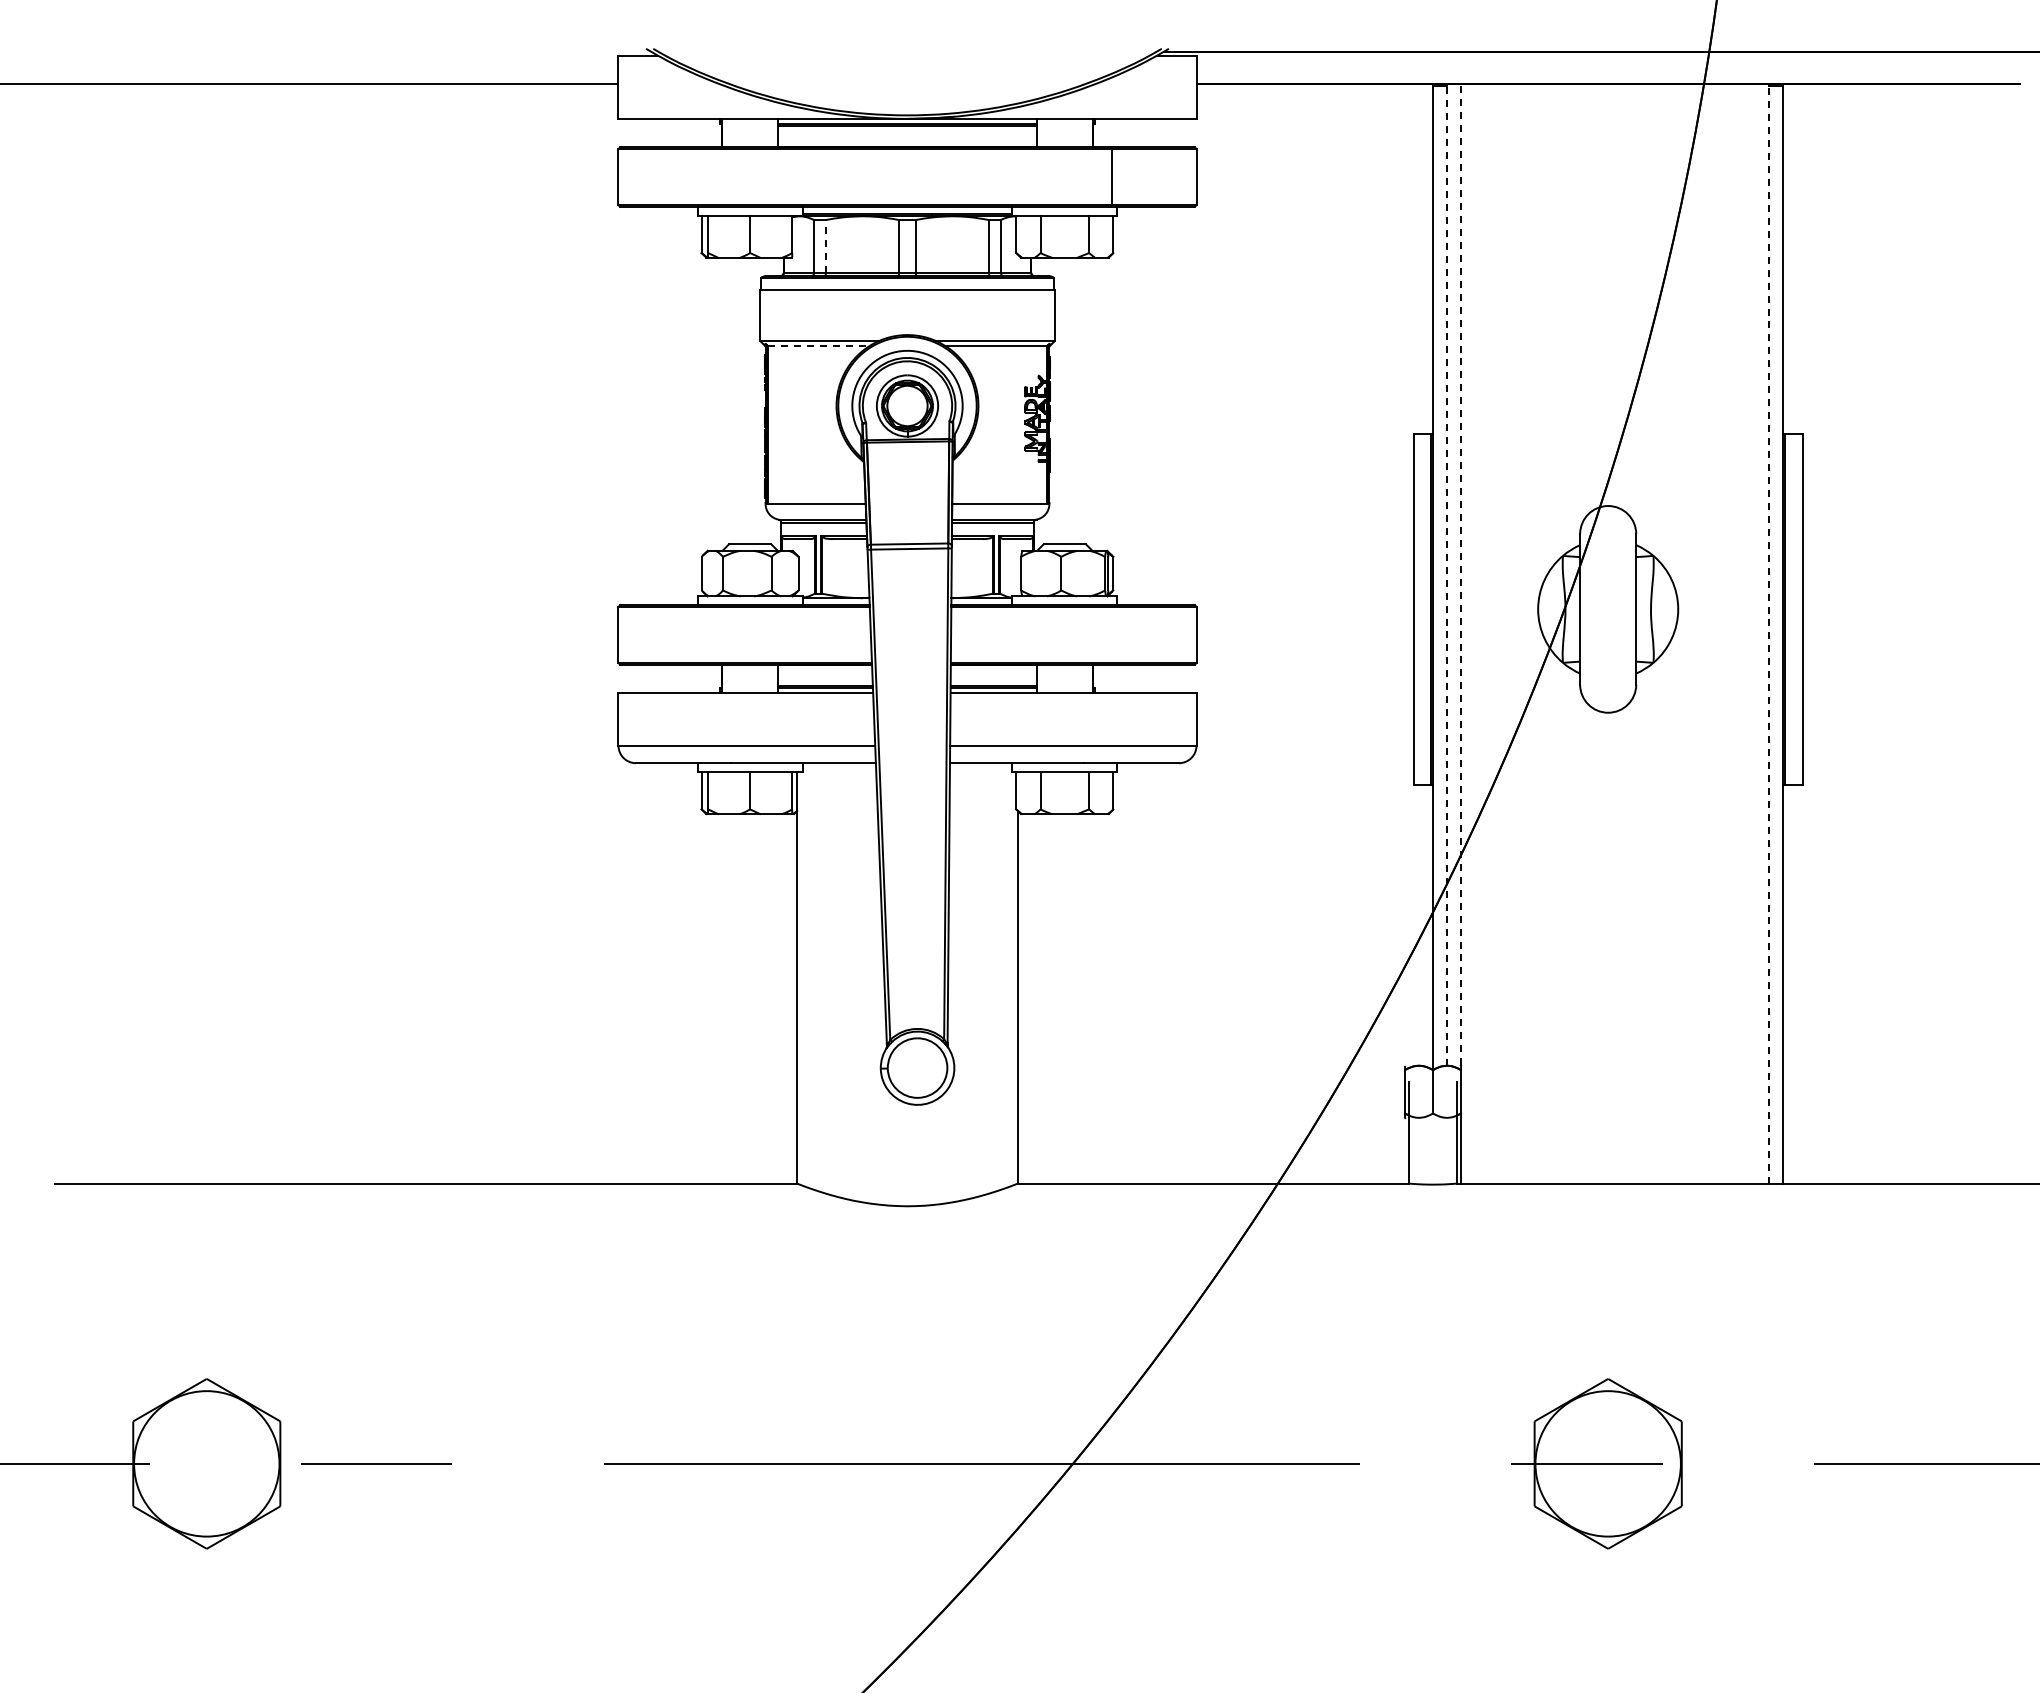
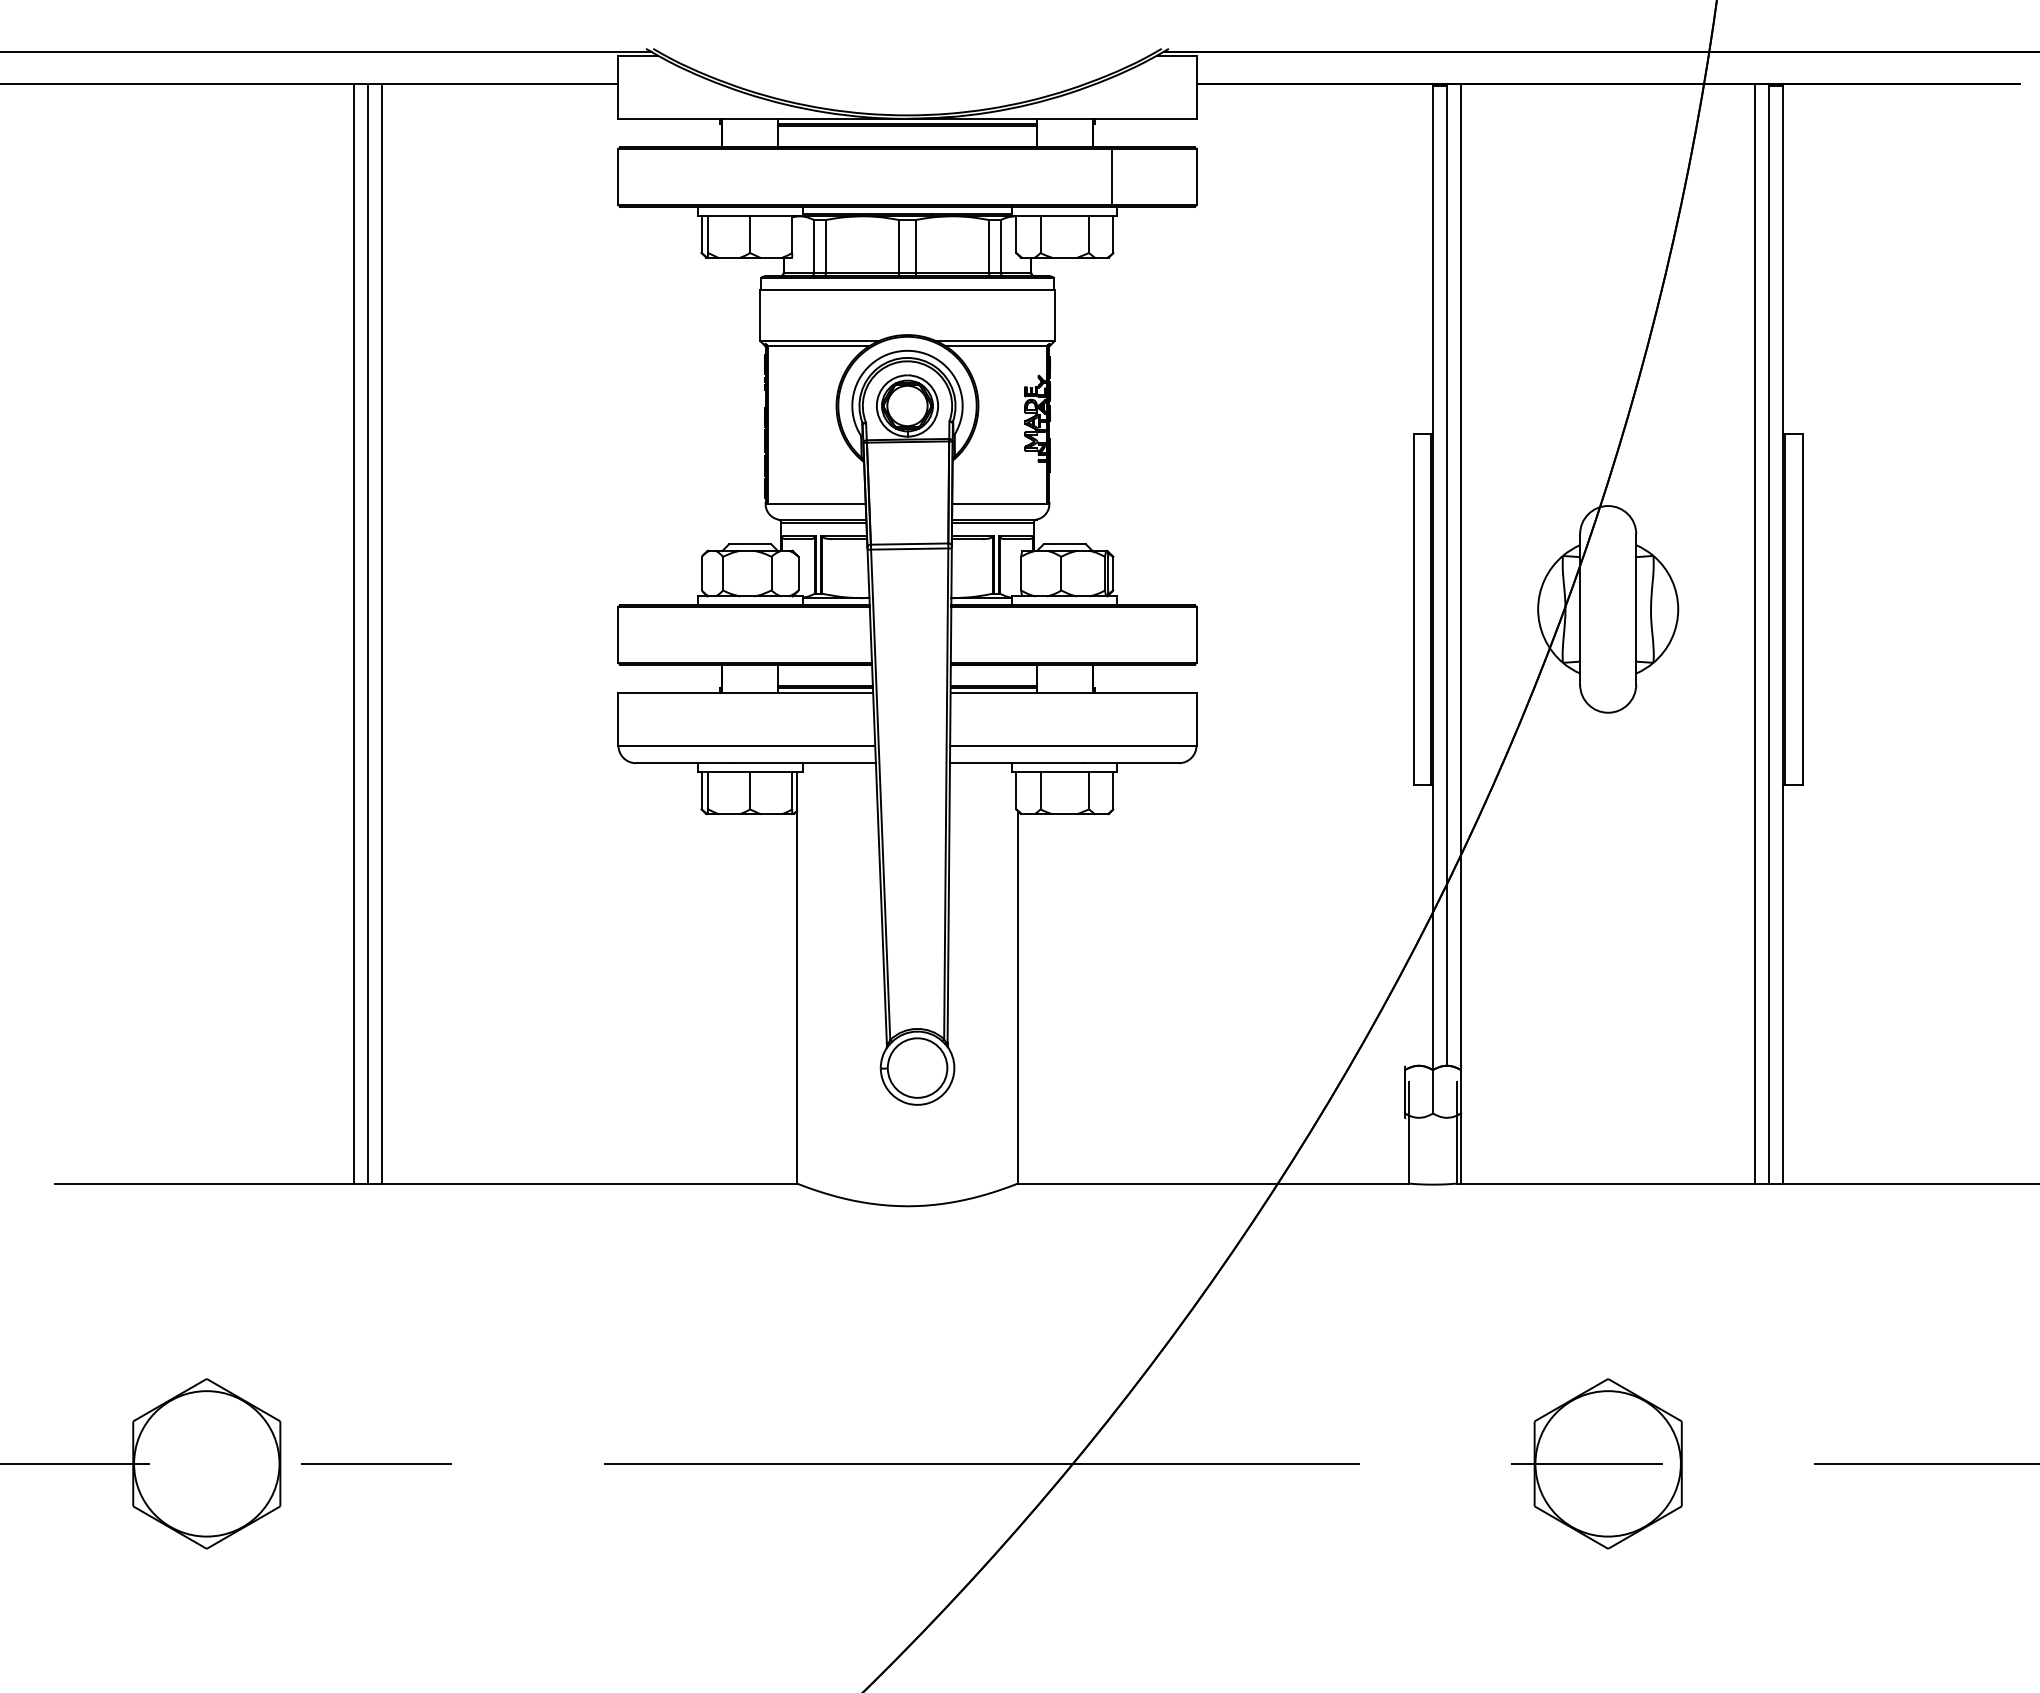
line: none -> present (326, 52)
line: dashed -> solid (826, 245)
line: dashed -> solid (819, 346)
line: dashed -> solid (1461, 574)
line: dashed -> solid (1447, 575)
line: none -> present (353, 633)
line: none -> present (1755, 633)
line: none -> present (367, 634)
line: none -> present (381, 634)
line: dashed -> solid (1769, 634)
